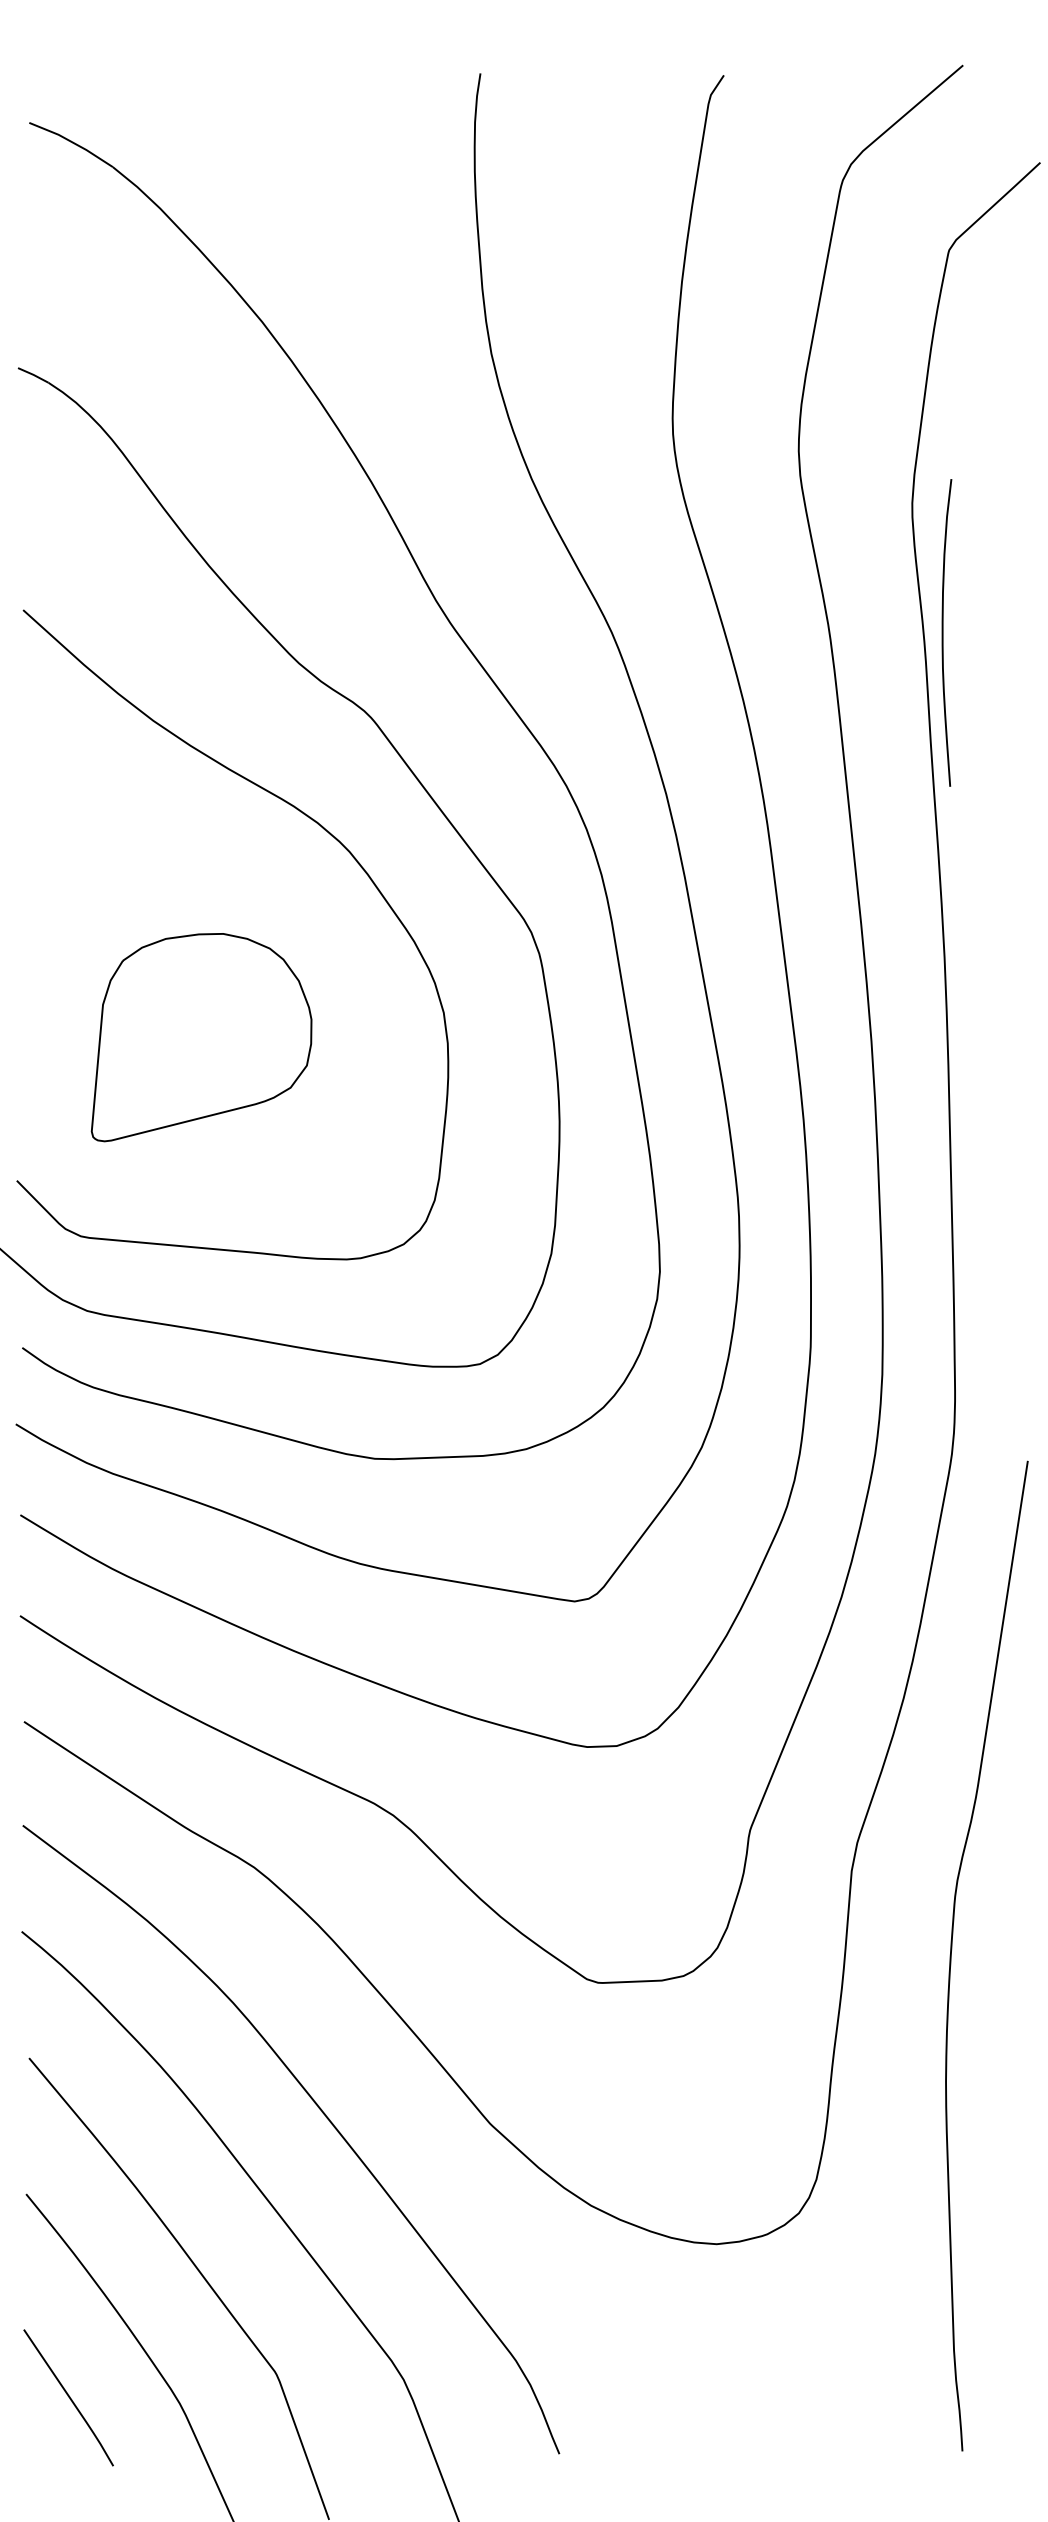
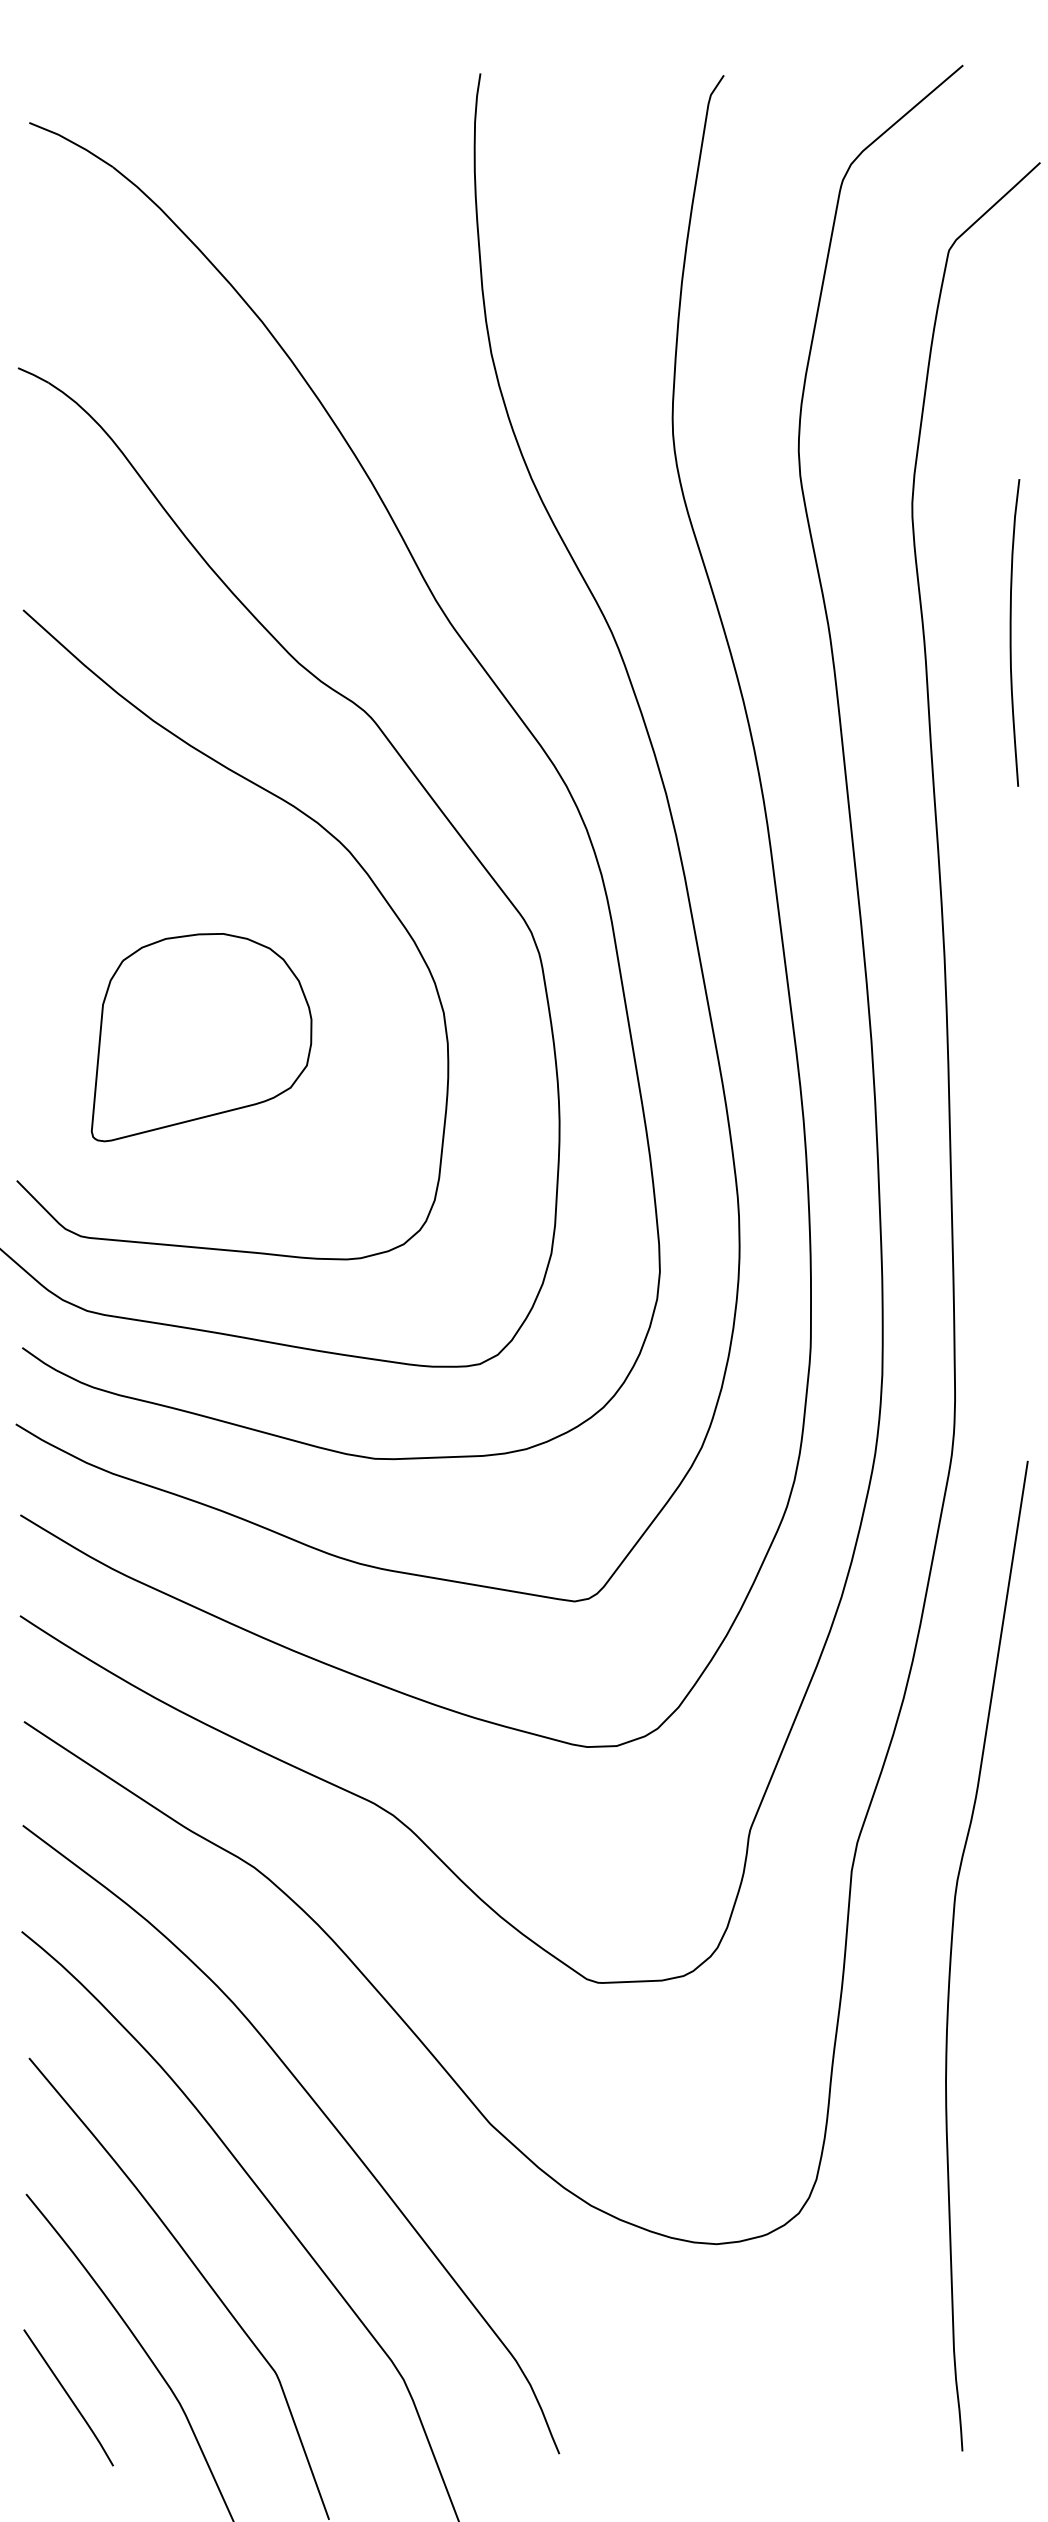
curve position: (943, 632) -> (1011, 632) (1011, 632)
